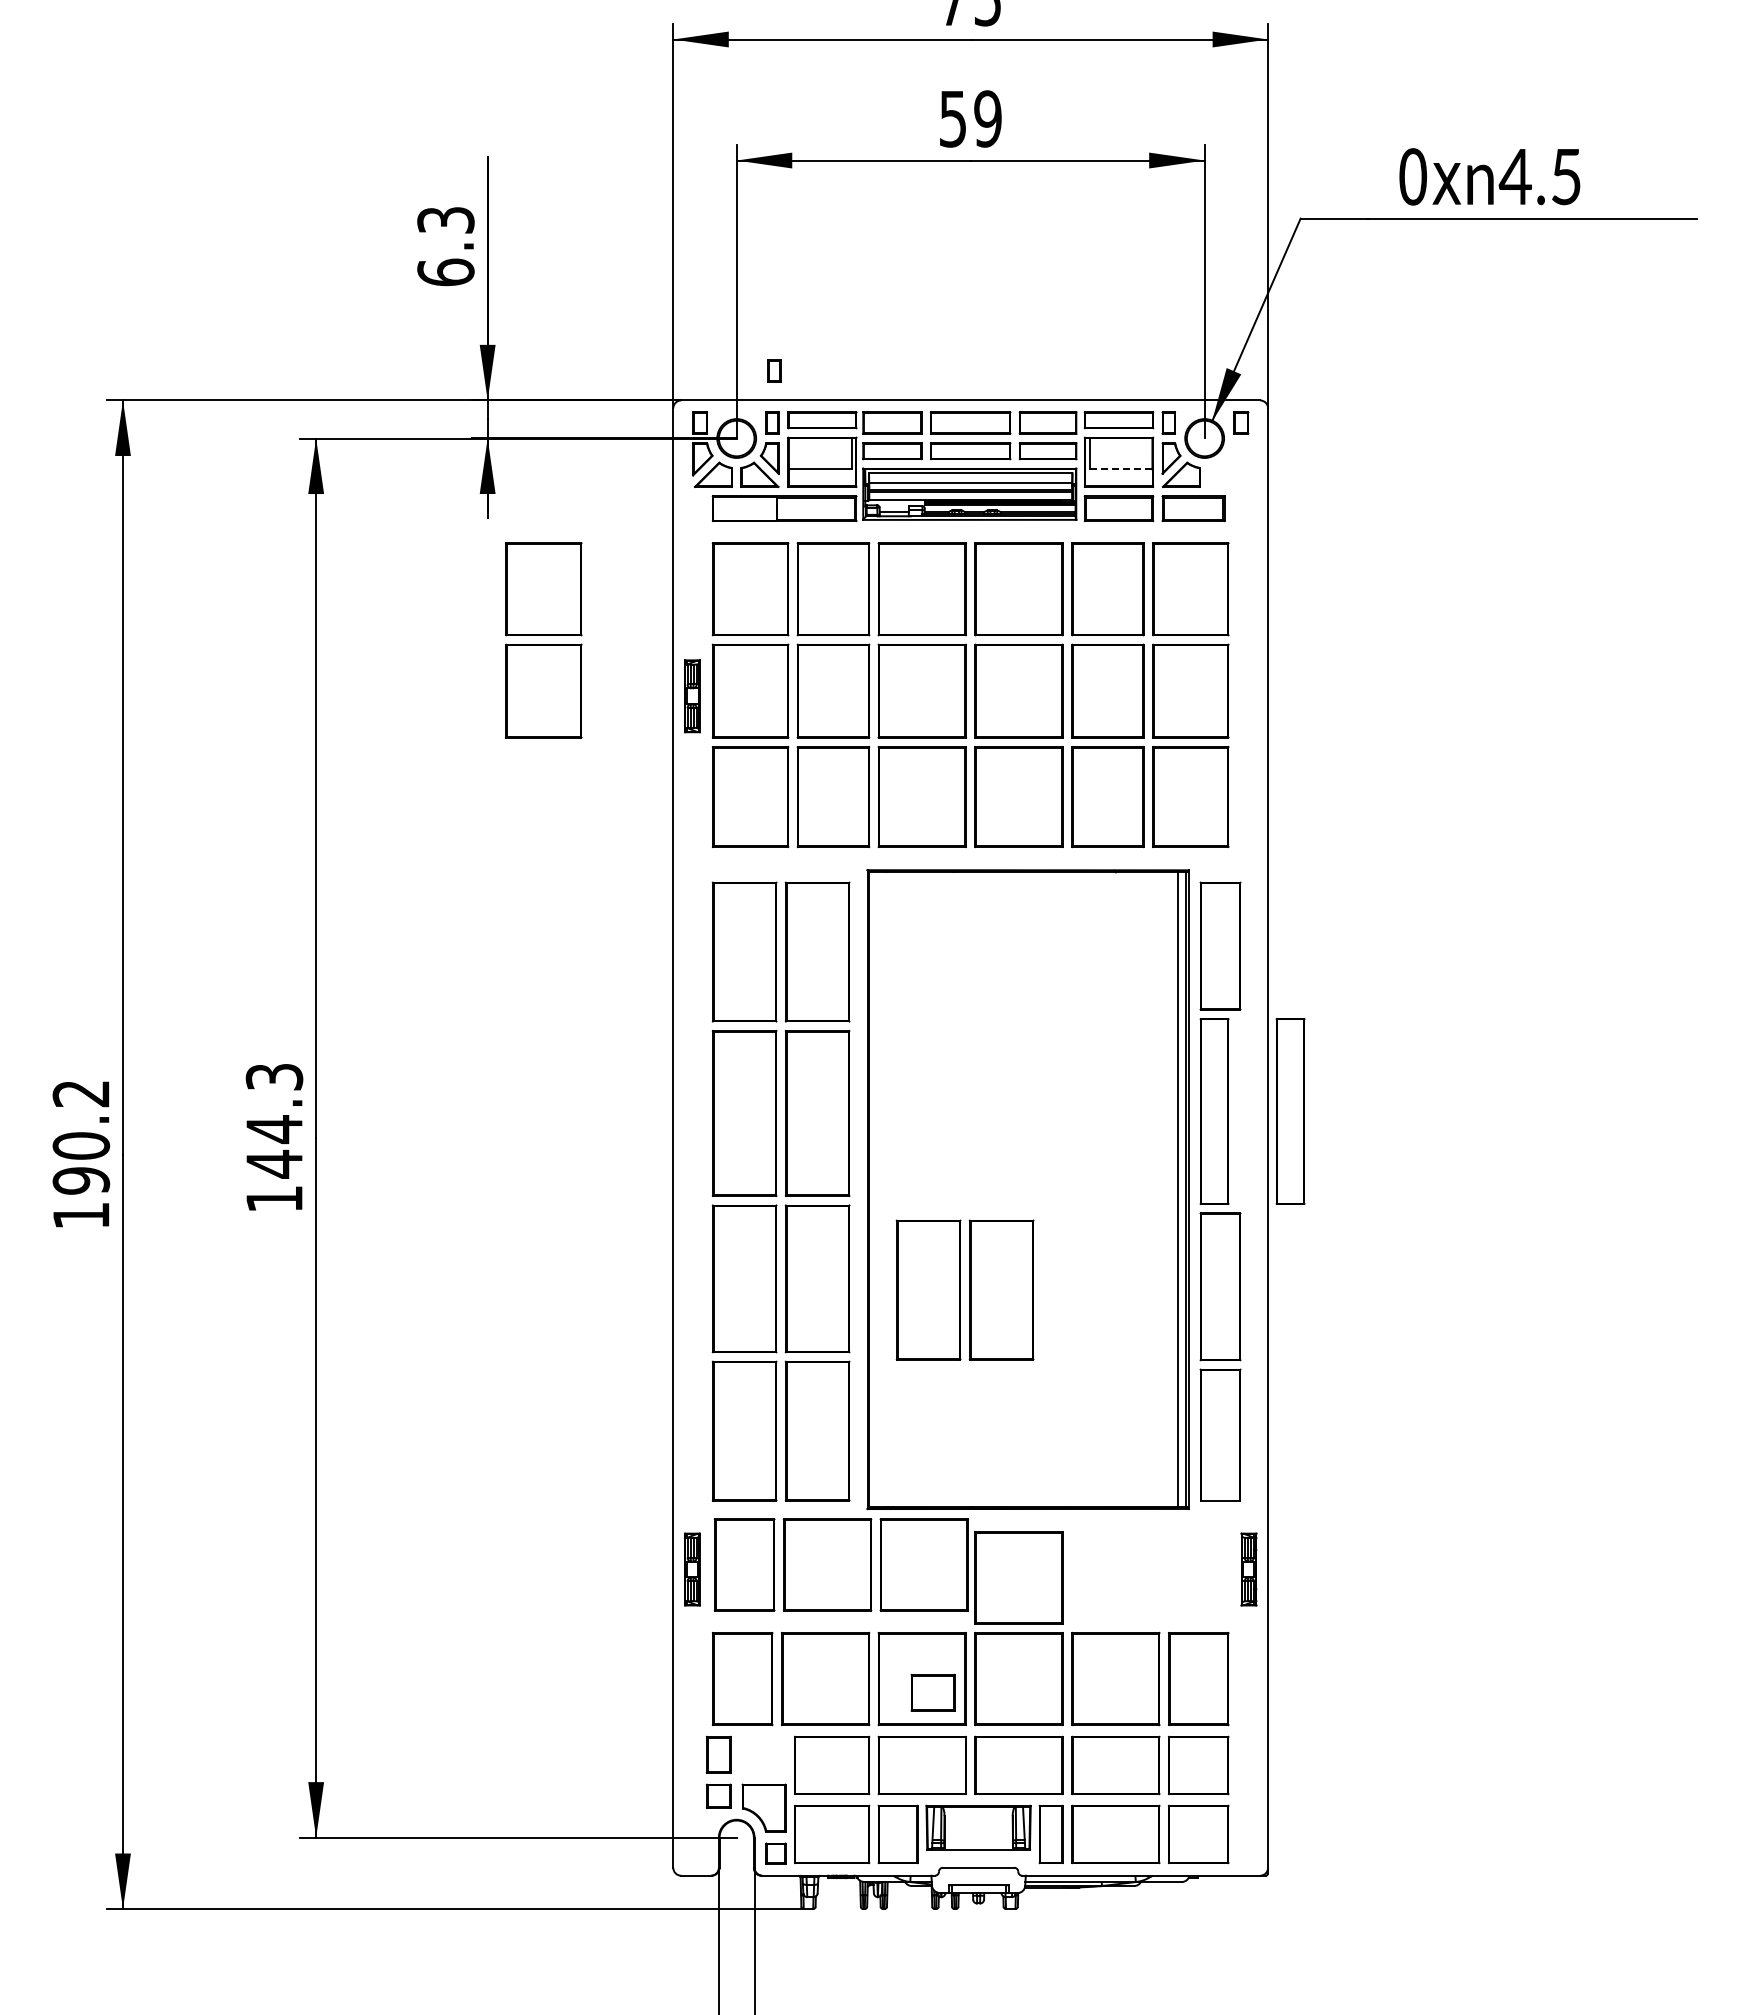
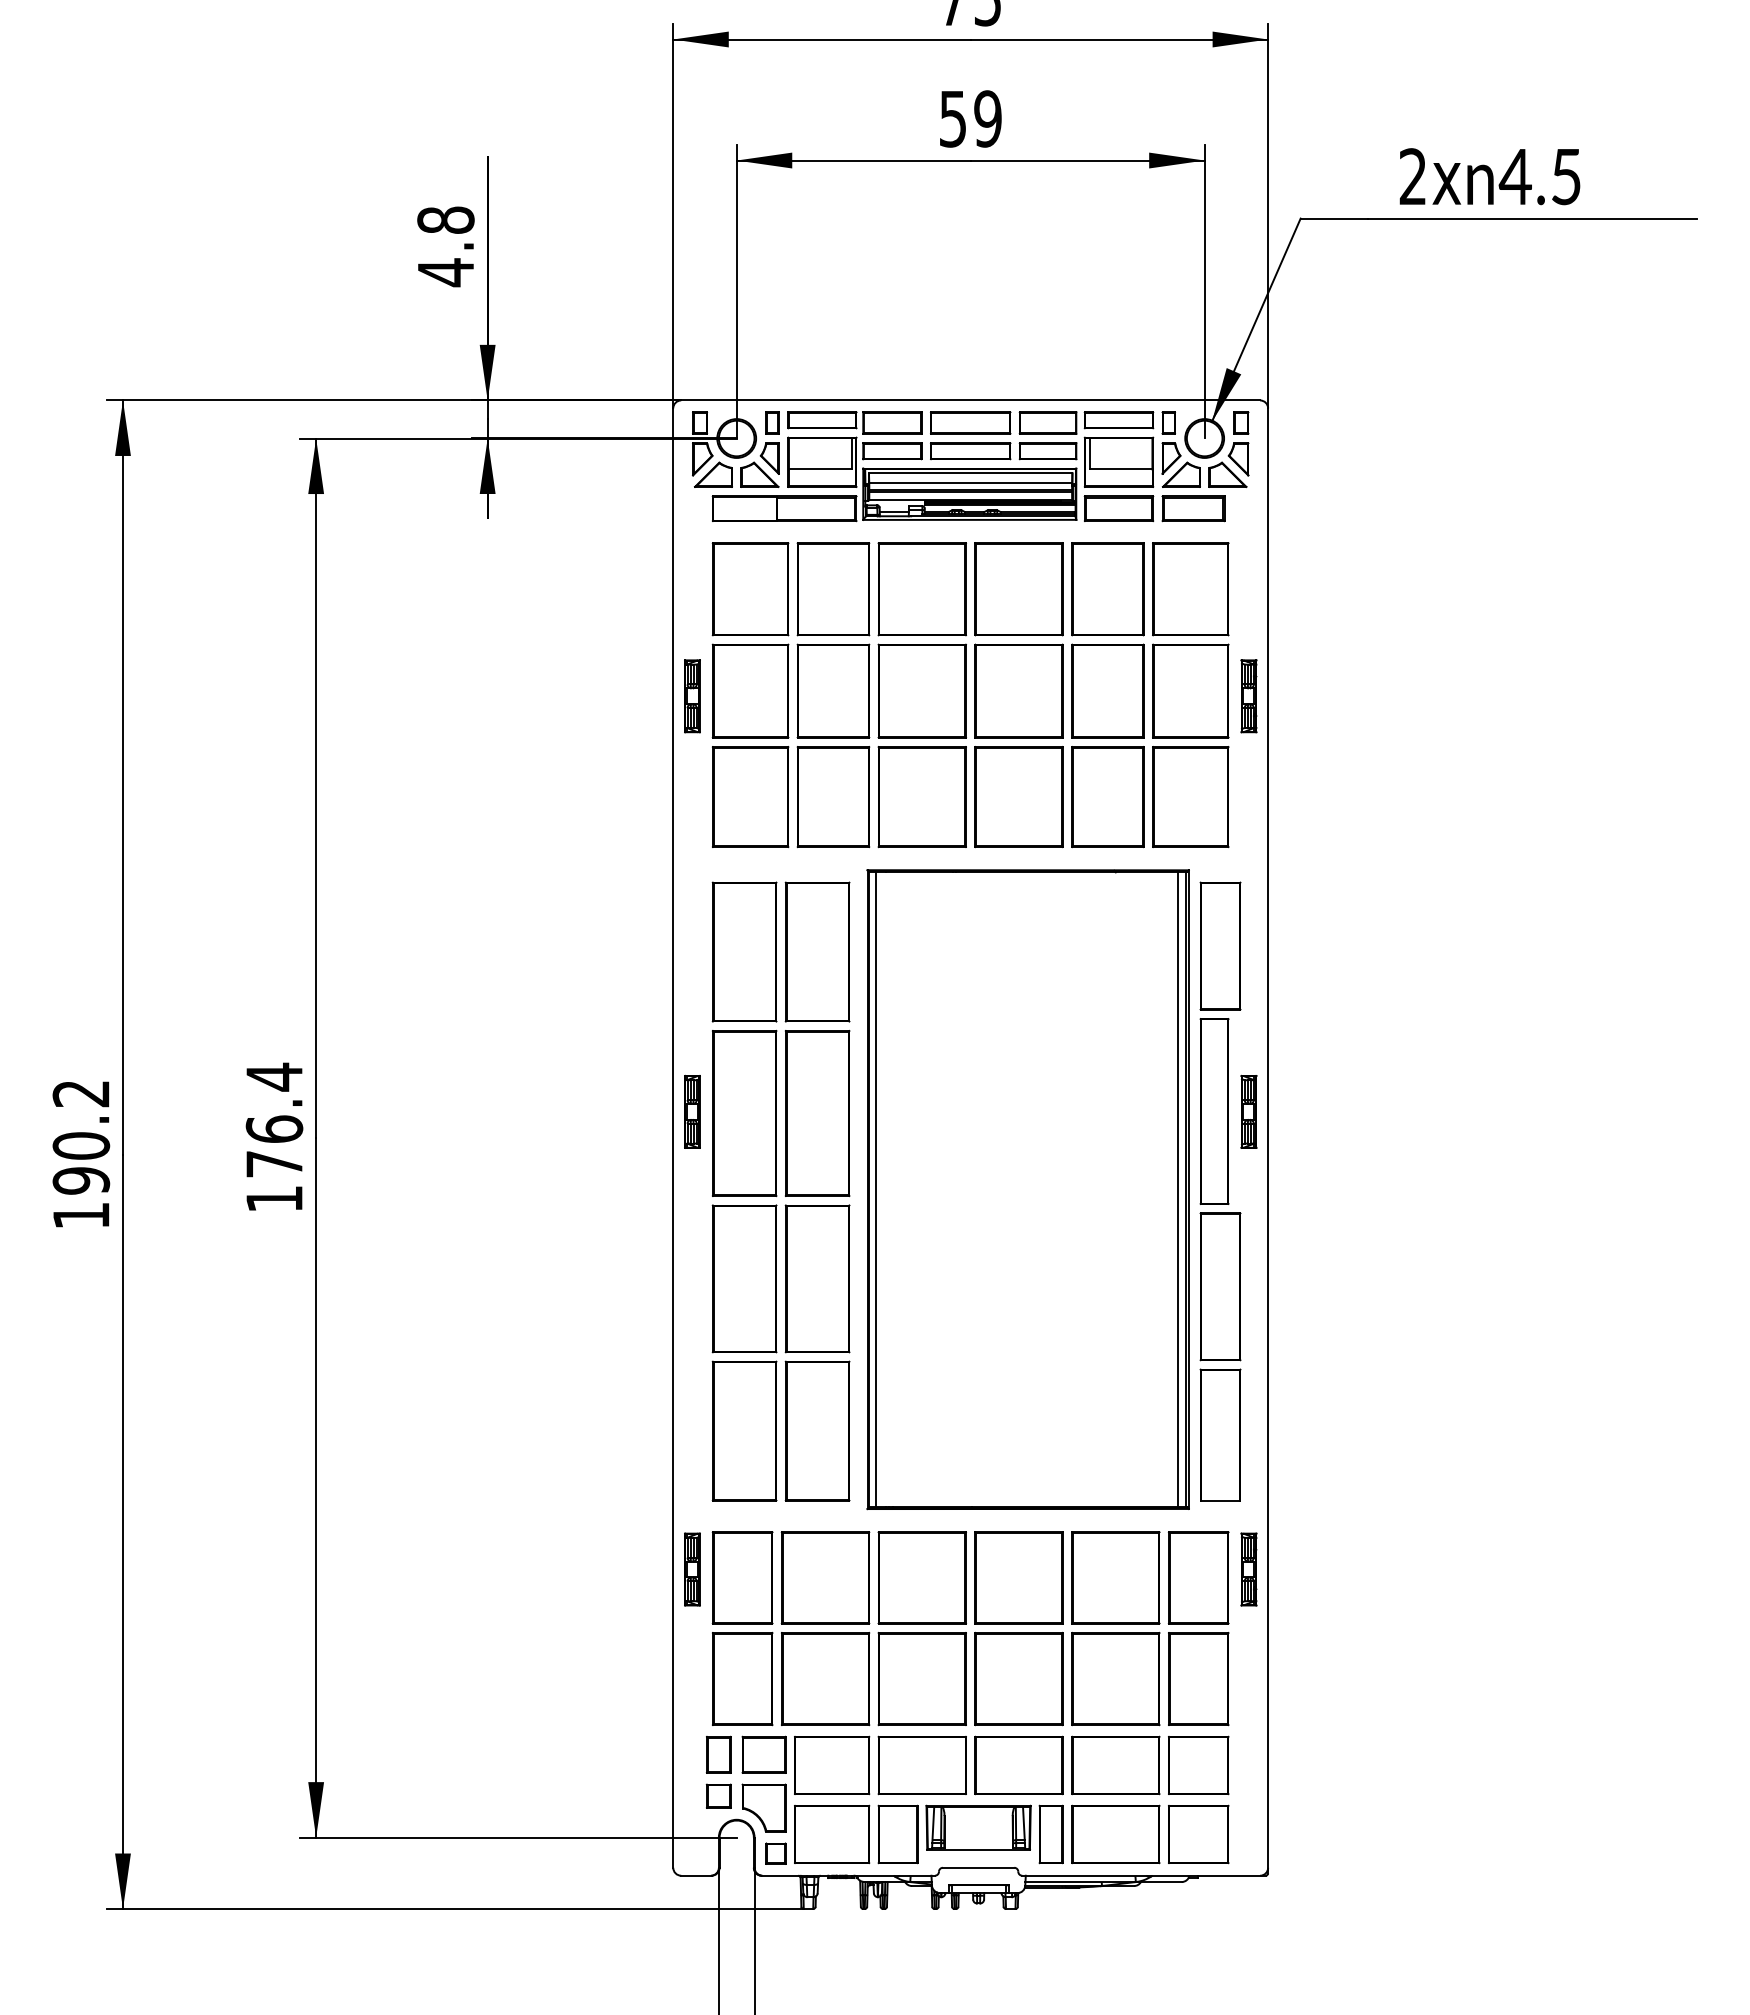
text: 0x -> 2x (1412, 176)
text: 6.3 -> 4.8 (445, 246)
part: present -> none (774, 370)
part: none -> present (1228, 464)
line: dashed -> solid (1121, 469)
part: present -> none (543, 640)
part: none -> present (1248, 696)
part: none -> present (692, 1111)
part: none -> present (1248, 1111)
part: present -> none (1290, 1111)
text: 144.3 -> 176.4 (274, 1120)
line: none -> present (875, 1189)
part: present -> none (964, 1289)
part position: (840, 1564) -> (838, 1577) (838, 1577)
part: none -> present (1150, 1577)
part position: (932, 1692) -> (763, 1754) (763, 1754)
